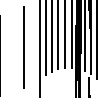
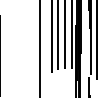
line: present -> none (85, 37)
line: present -> none (45, 38)
line: present -> none (23, 47)
